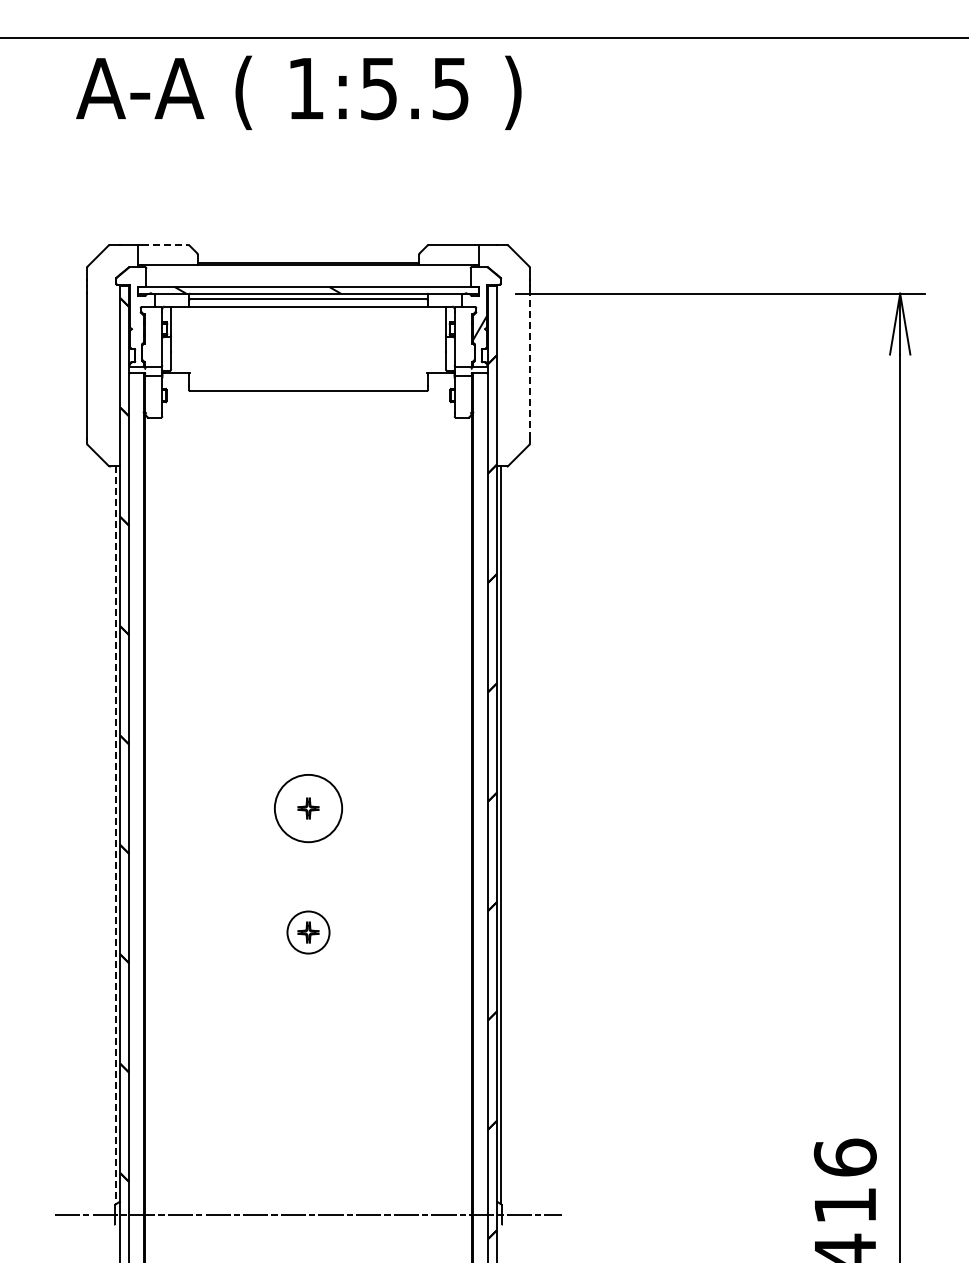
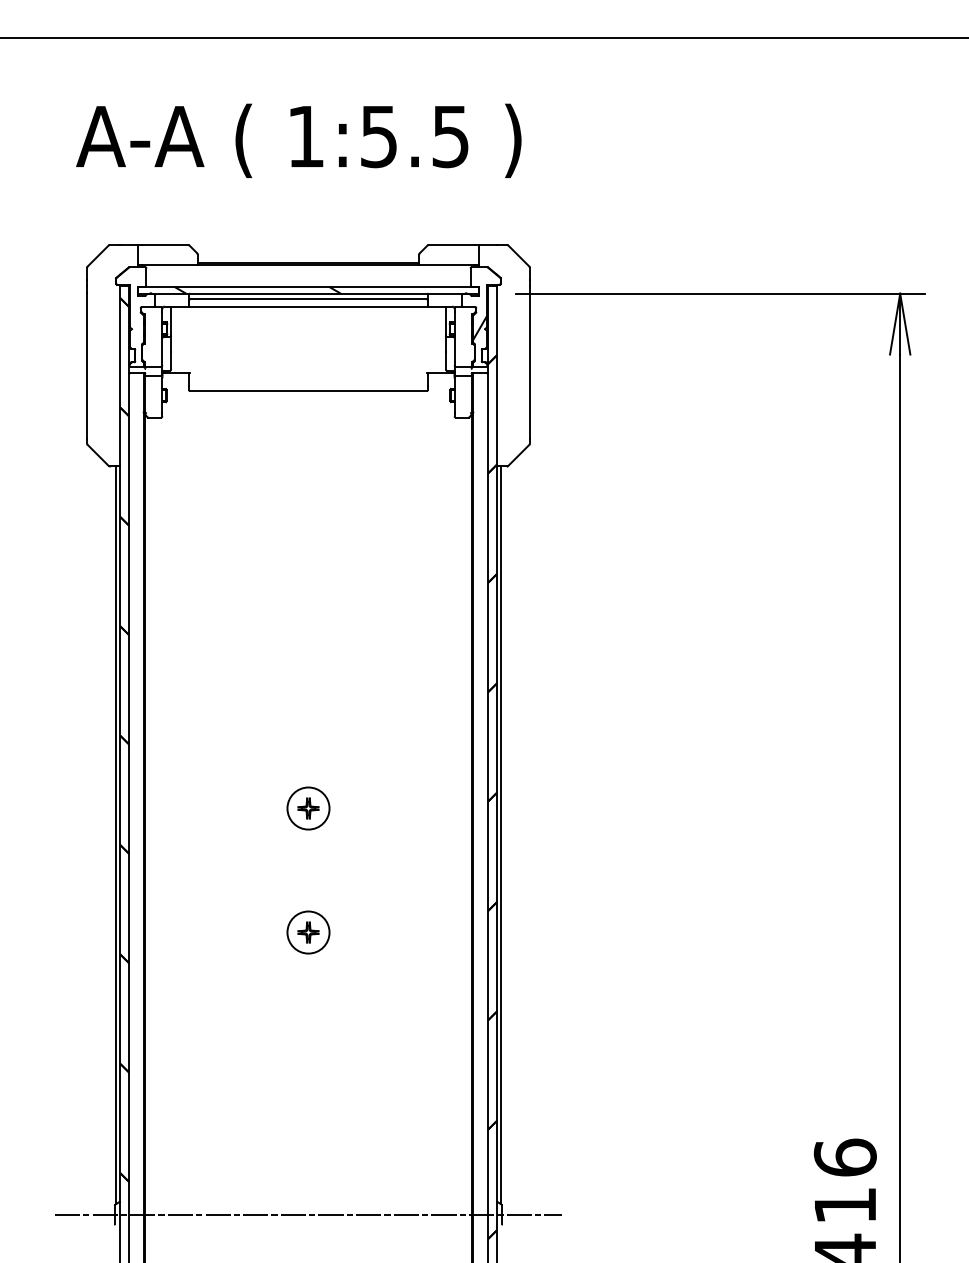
text position: (298, 92) -> (298, 140) (298, 140)
line: dashed -> solid (165, 244)
line: dashed -> solid (529, 365)
circle diameter: 67 px -> 42 px (308, 808)
line: dashed -> solid (115, 835)
